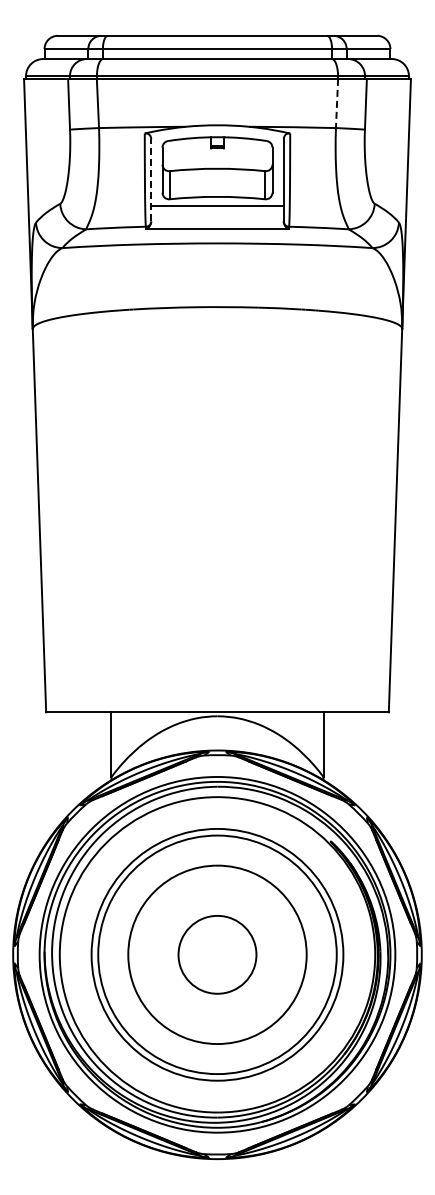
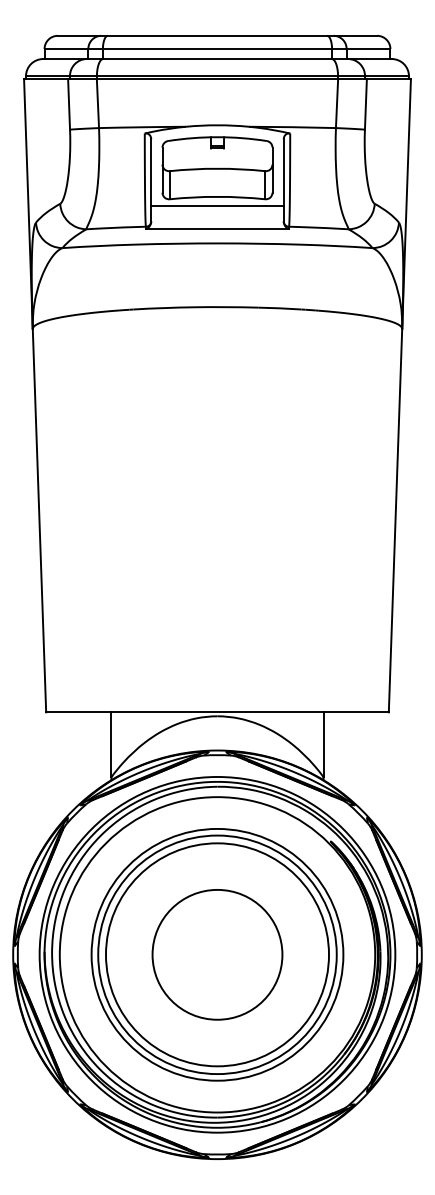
line: dashed -> solid (337, 103)
line: dashed -> solid (151, 179)
circle diameter: 178 px -> 223 px (217, 954)
circle diameter: 78 px -> 130 px (217, 954)
